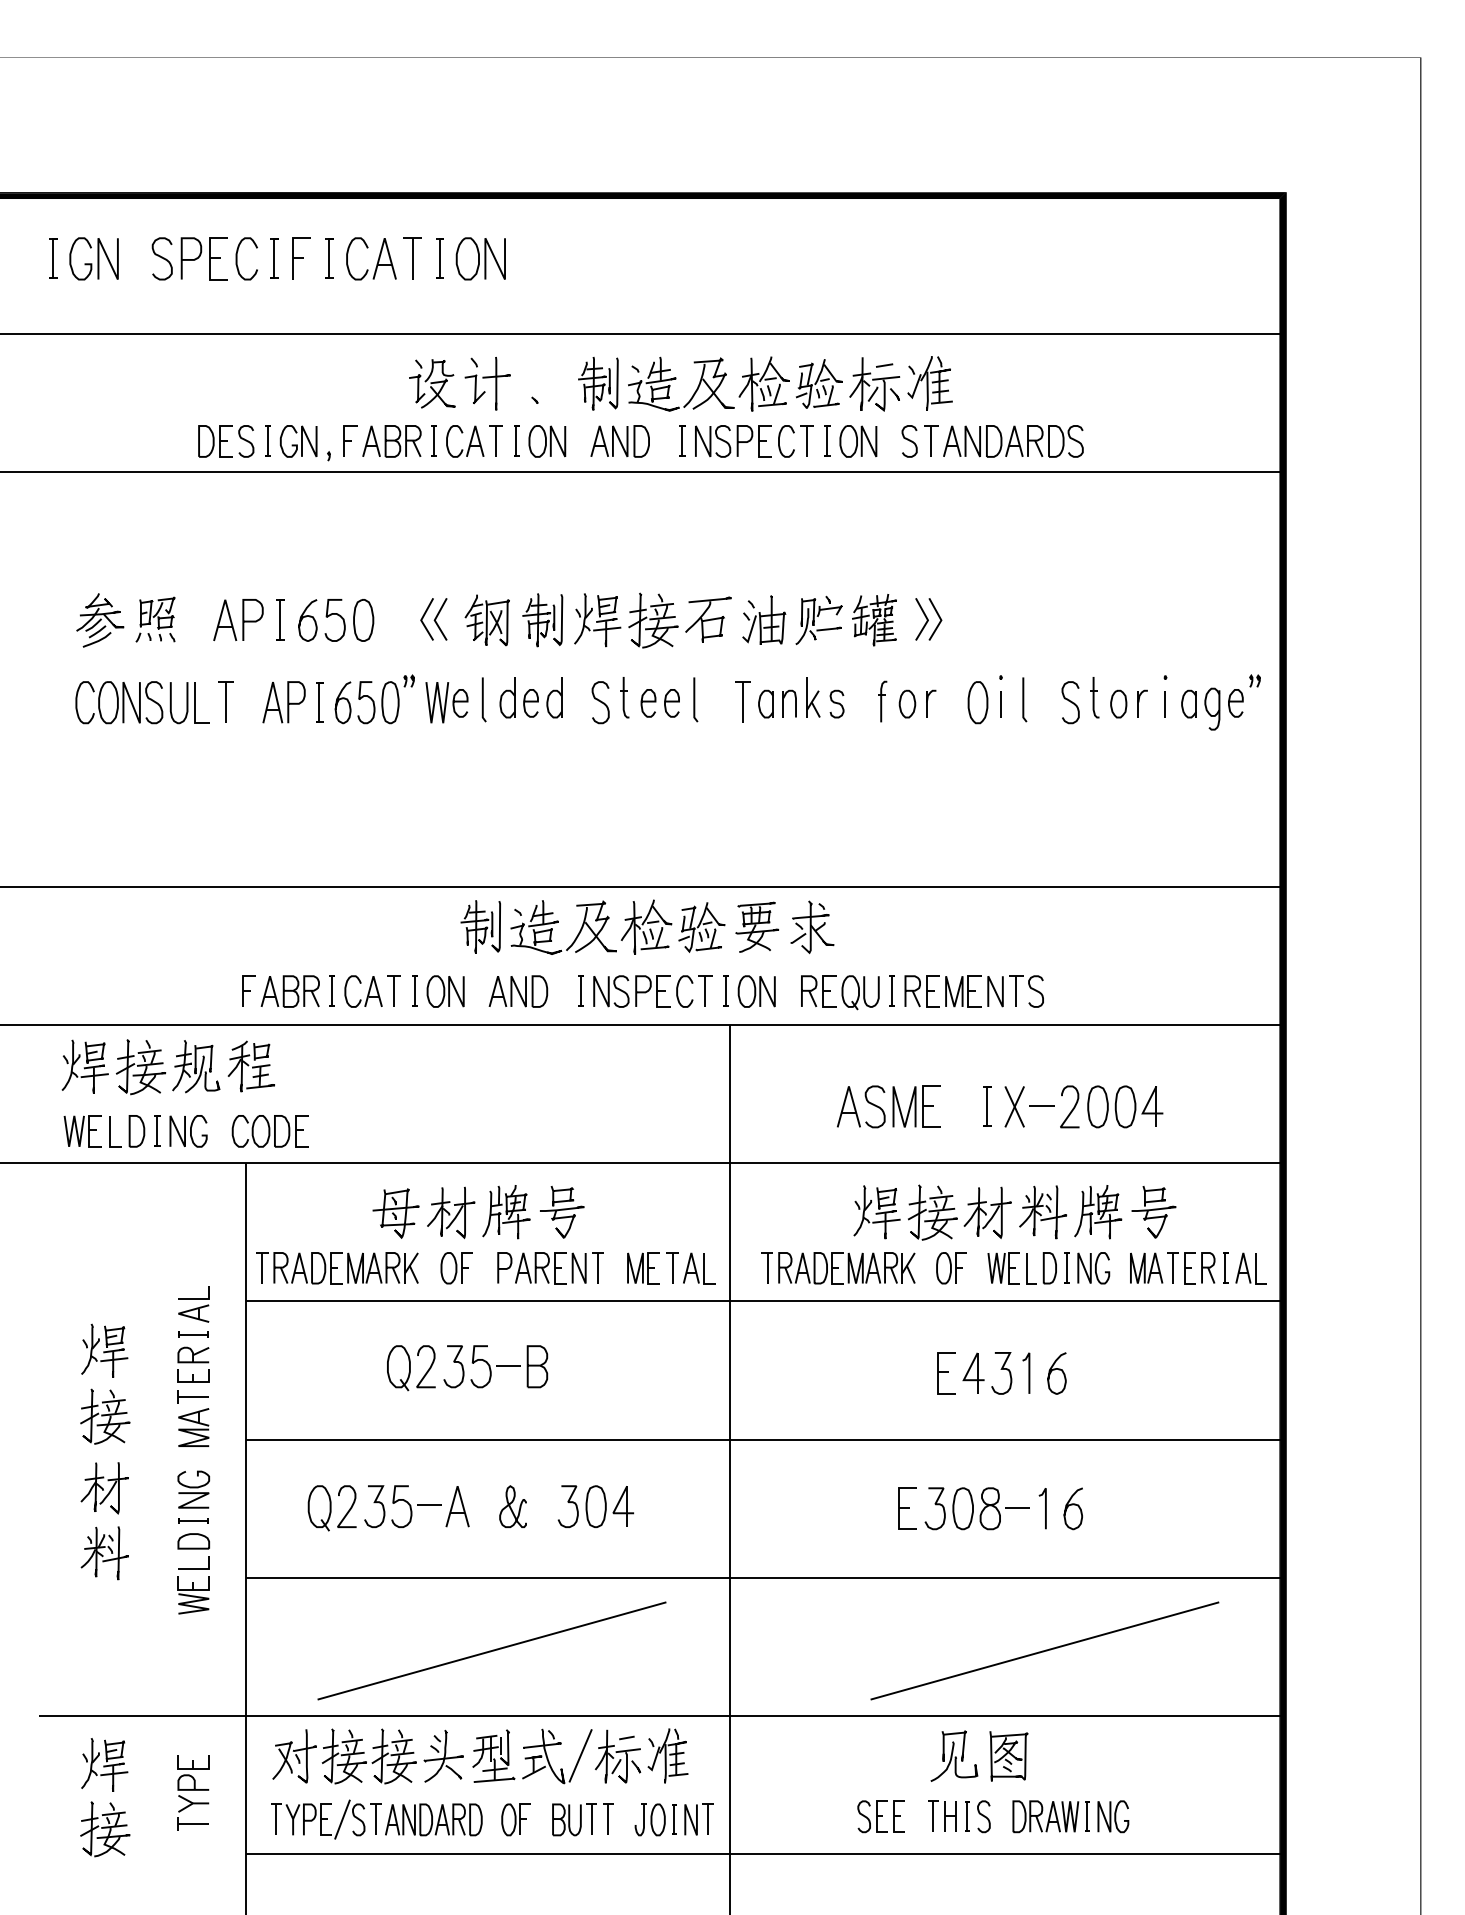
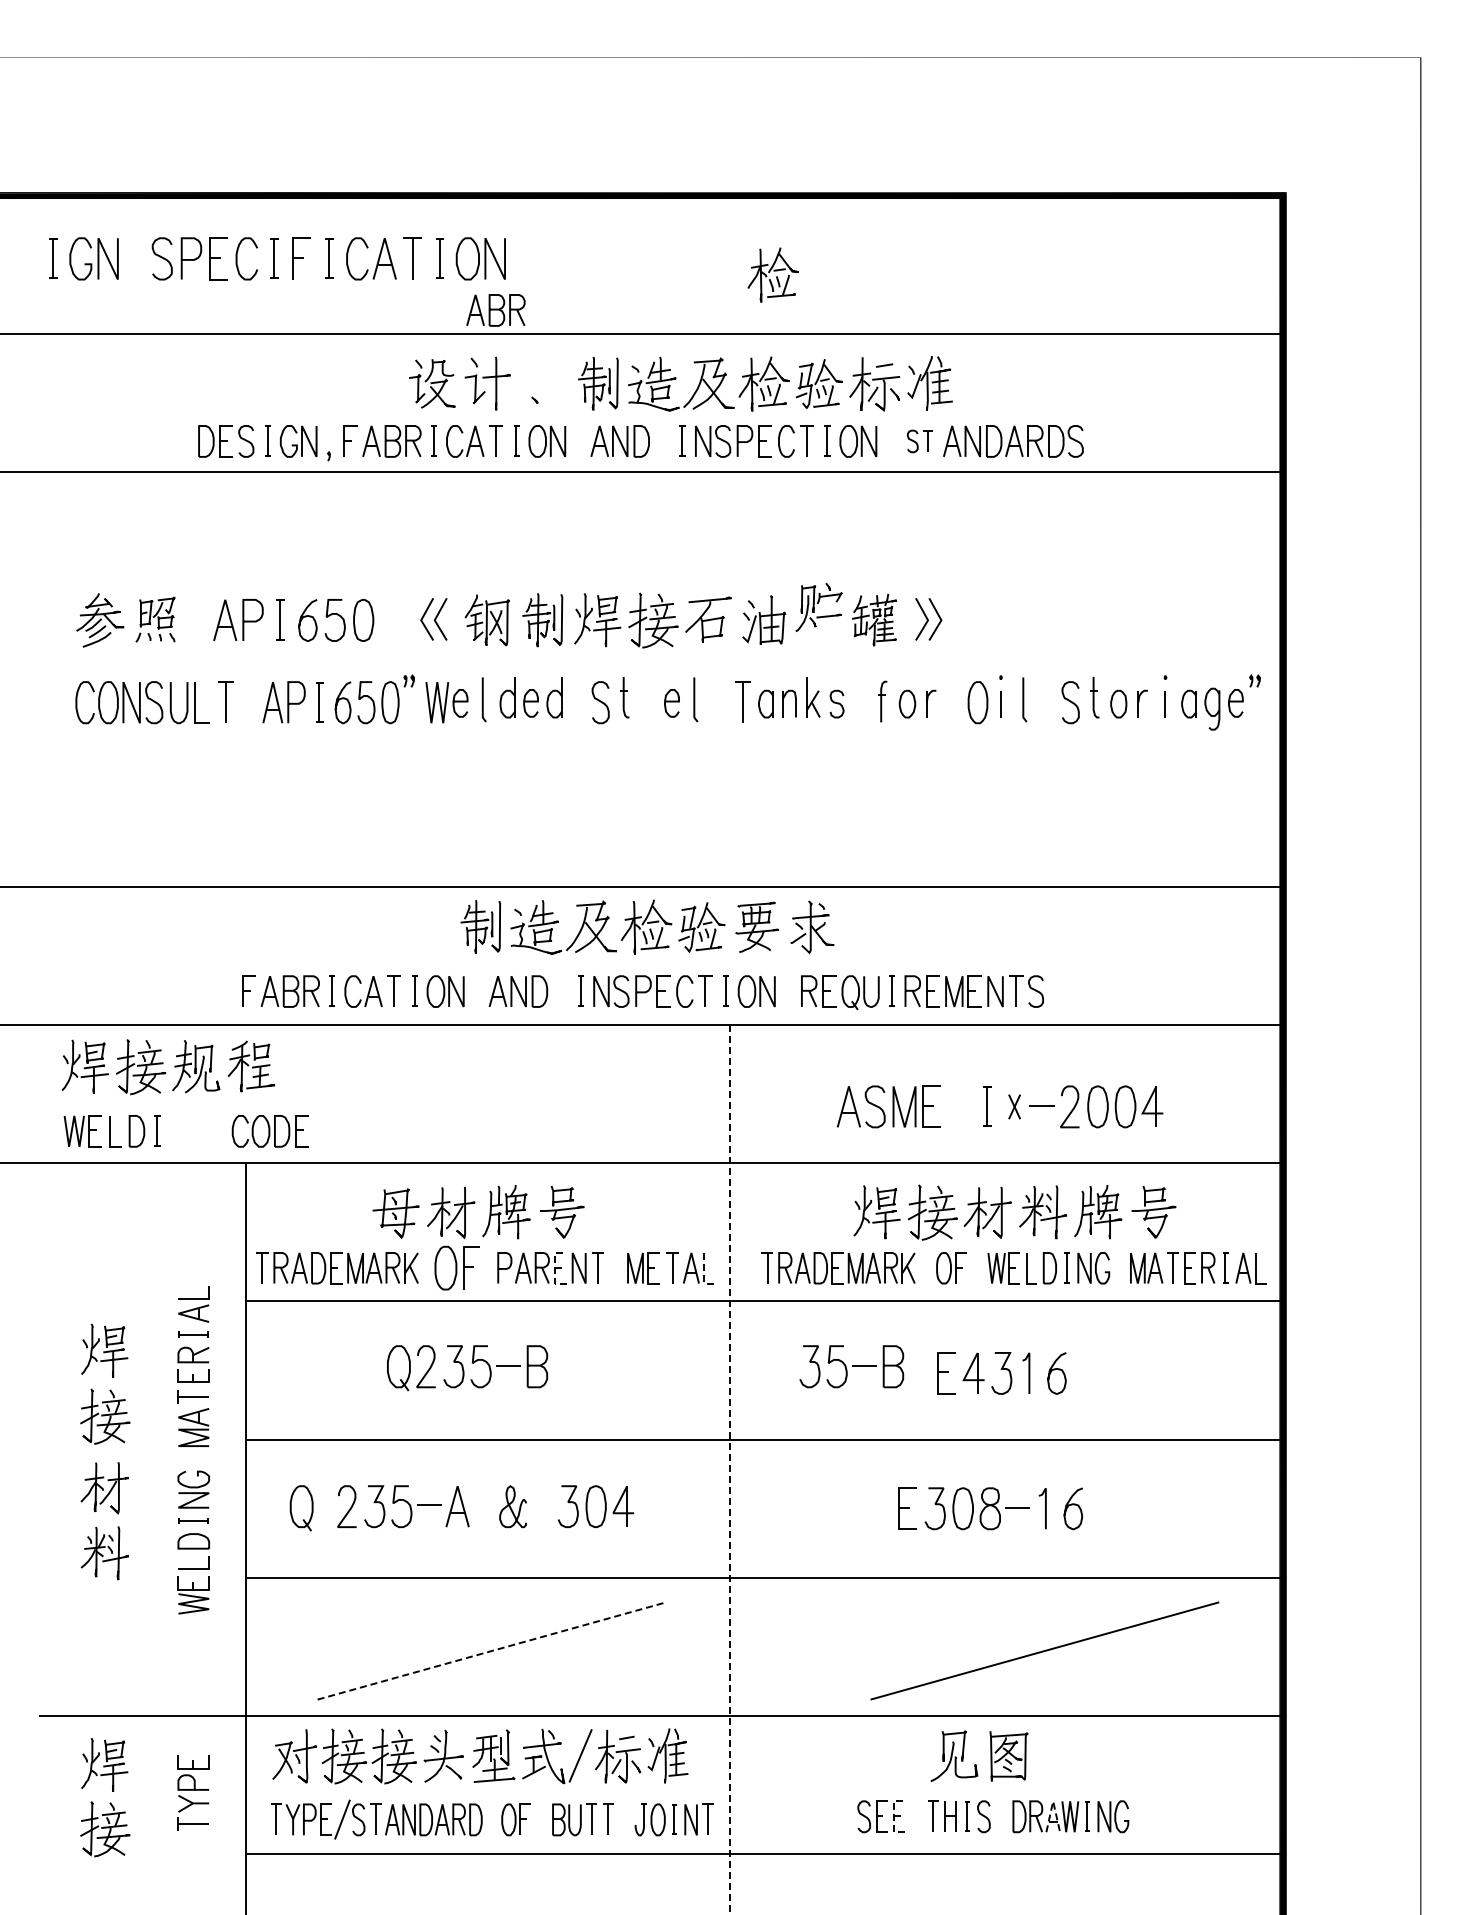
part: none -> present (772, 274)
part: none -> present (495, 310)
part size: 38x33 px -> 27x25 px (919, 441)
part position: (818, 619) -> (818, 606) (818, 606)
curve: present -> none (648, 702)
part size: 21x42 px -> 13x26 px (1014, 1106)
part: present -> none (188, 1131)
line: solid -> dashed (554, 1267)
part size: 33x33 px -> 46x46 px (456, 1267)
line: solid -> dashed (704, 1274)
part: none -> present (851, 1366)
line: solid -> dashed (730, 1469)
part position: (319, 1508) -> (301, 1508) (301, 1508)
line: solid -> dashed (492, 1650)
line: solid -> dashed (1053, 1801)
line: solid -> dashed (893, 1816)
